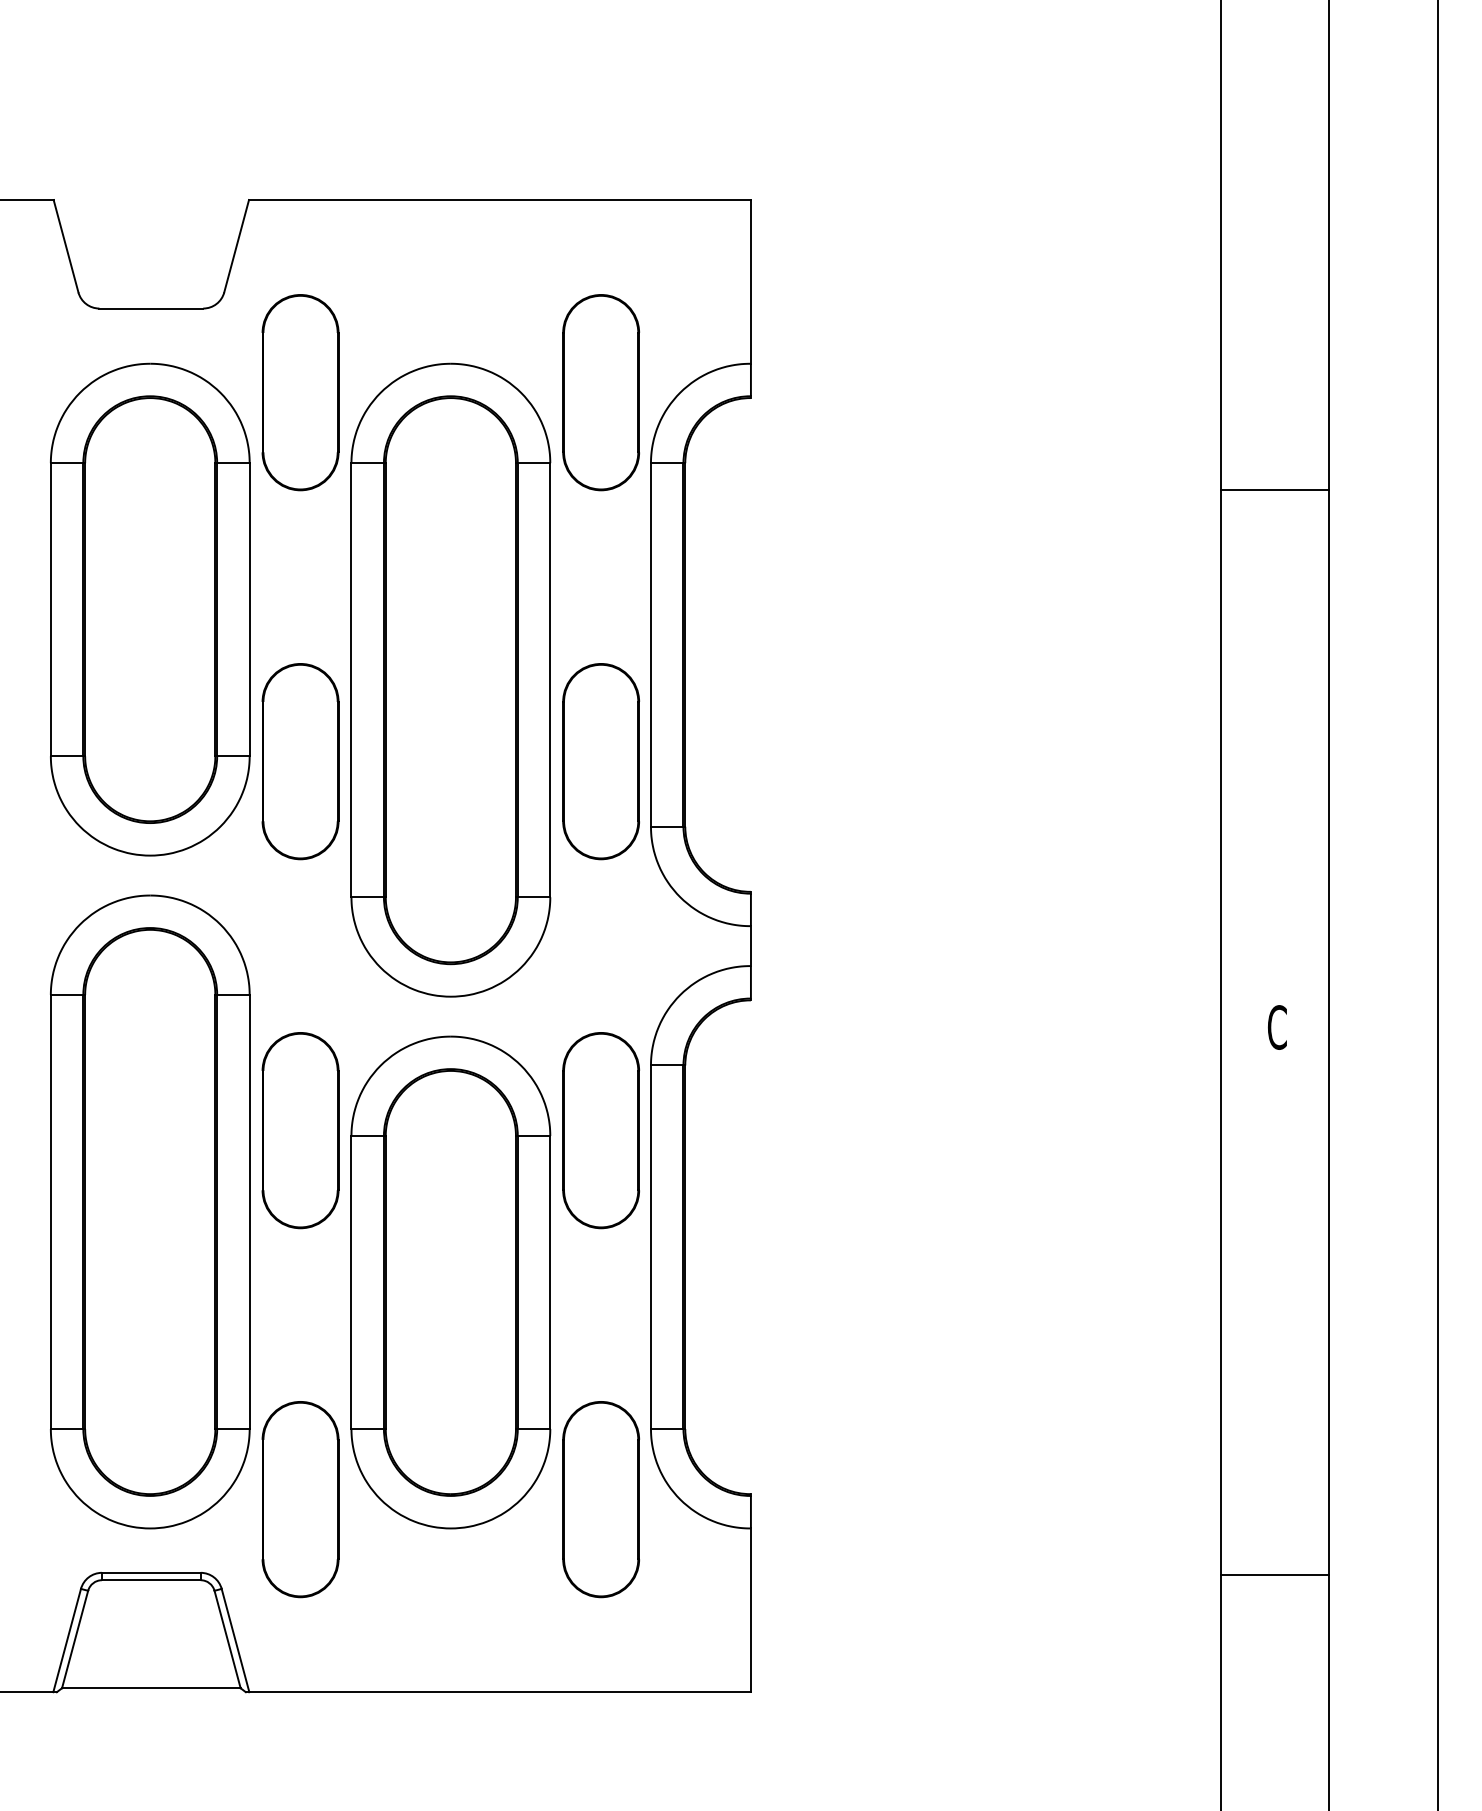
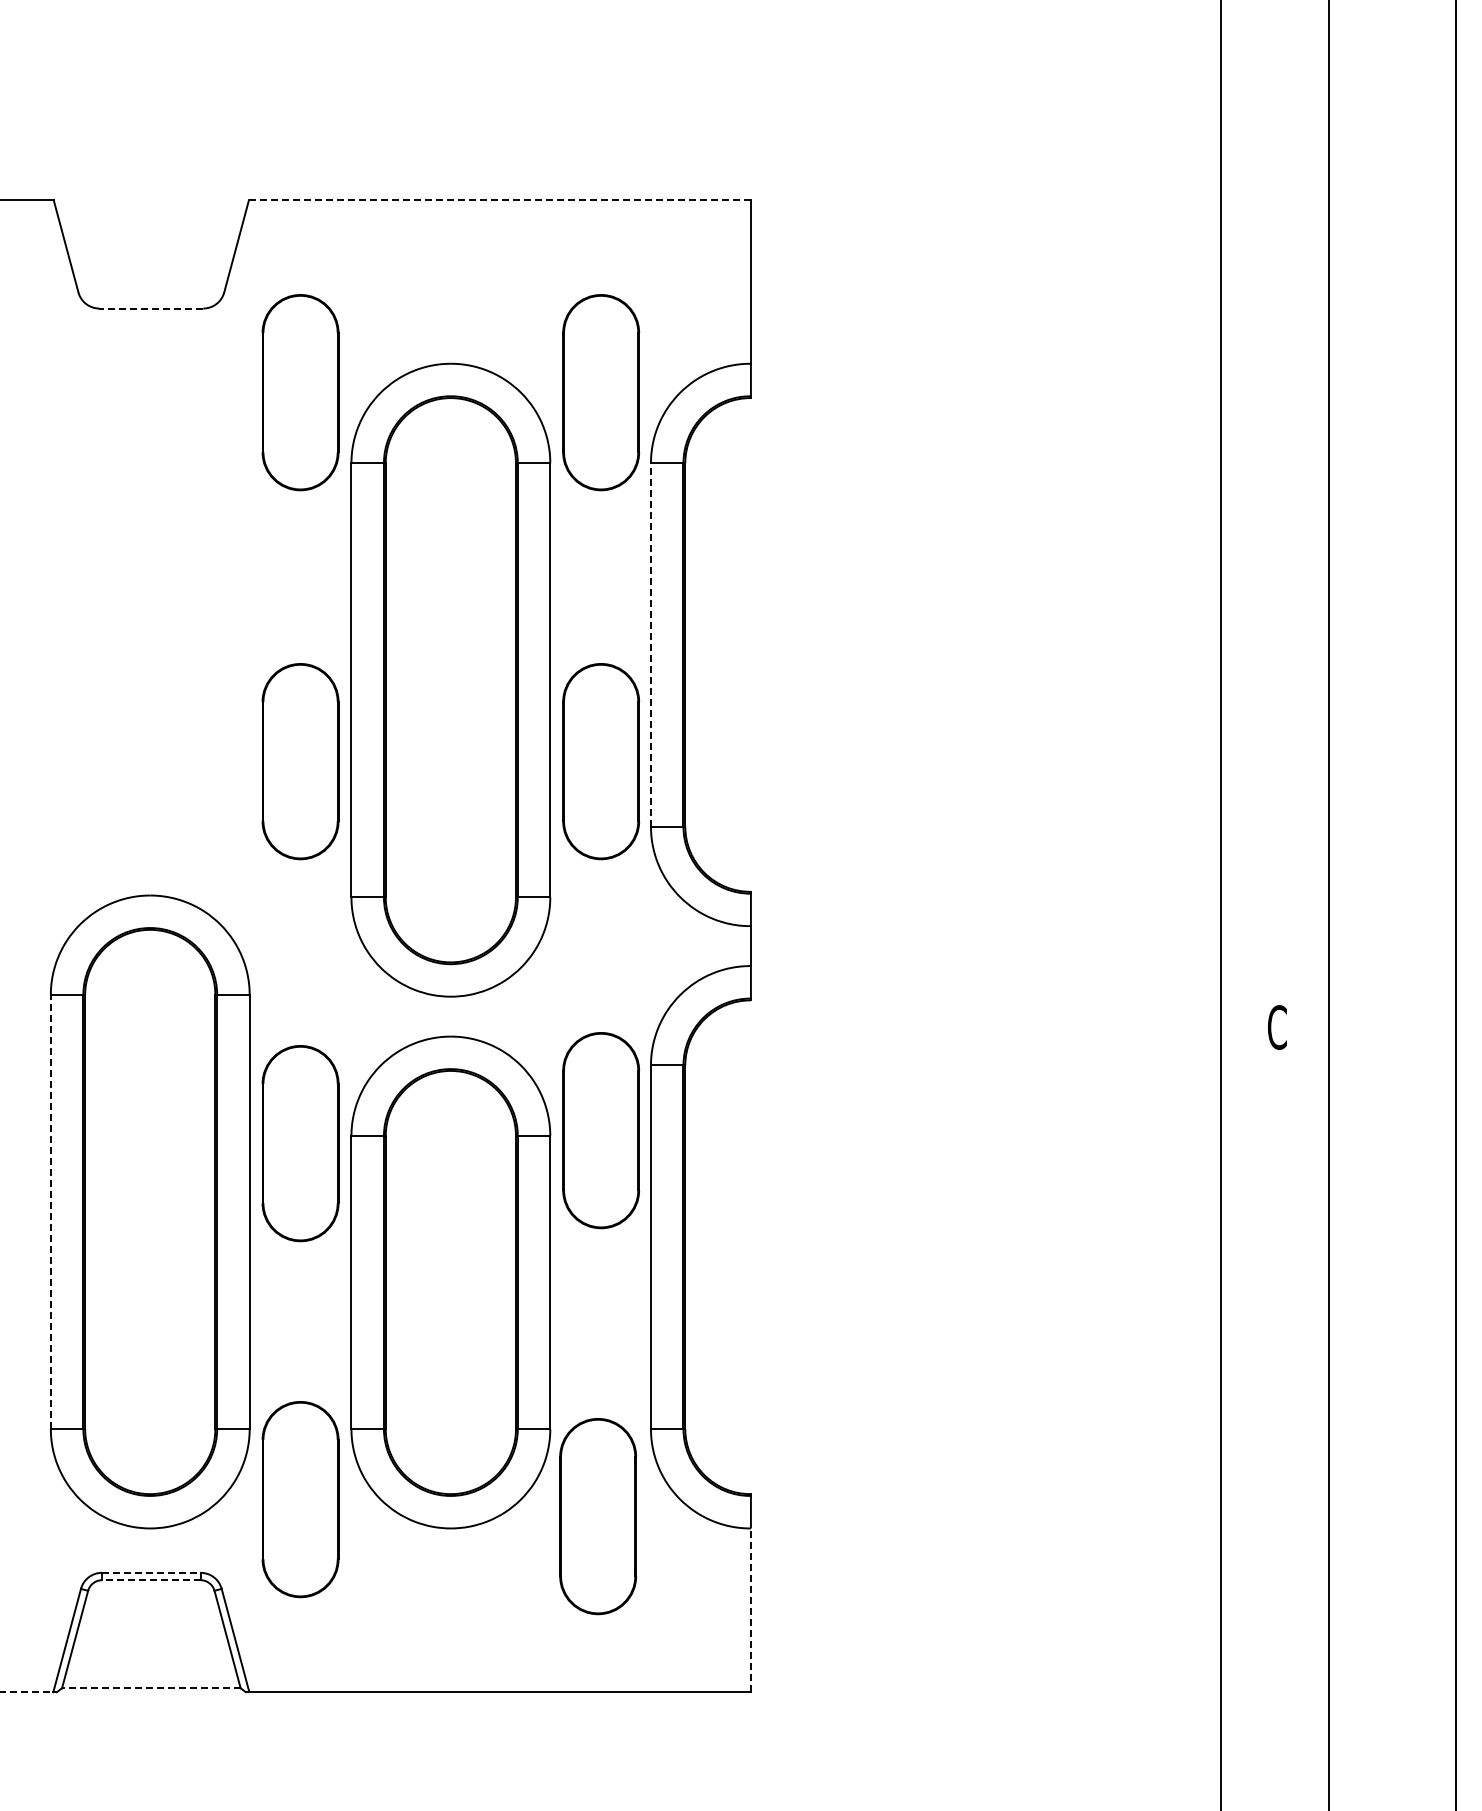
line: solid -> dashed (499, 200)
line: solid -> dashed (151, 308)
line: present -> none (1274, 489)
part: present -> none (150, 609)
line: solid -> dashed (650, 644)
line position: (1437, 904) -> (1455, 904) (1455, 904)
part position: (300, 1130) -> (300, 1143) (300, 1143)
line: solid -> dashed (50, 1211)
part position: (600, 1499) -> (597, 1516) (597, 1516)
line: solid -> dashed (151, 1572)
line: present -> none (1274, 1575)
line: solid -> dashed (150, 1580)
line: solid -> dashed (750, 1610)
line: solid -> dashed (150, 1688)
line: solid -> dashed (27, 1692)
